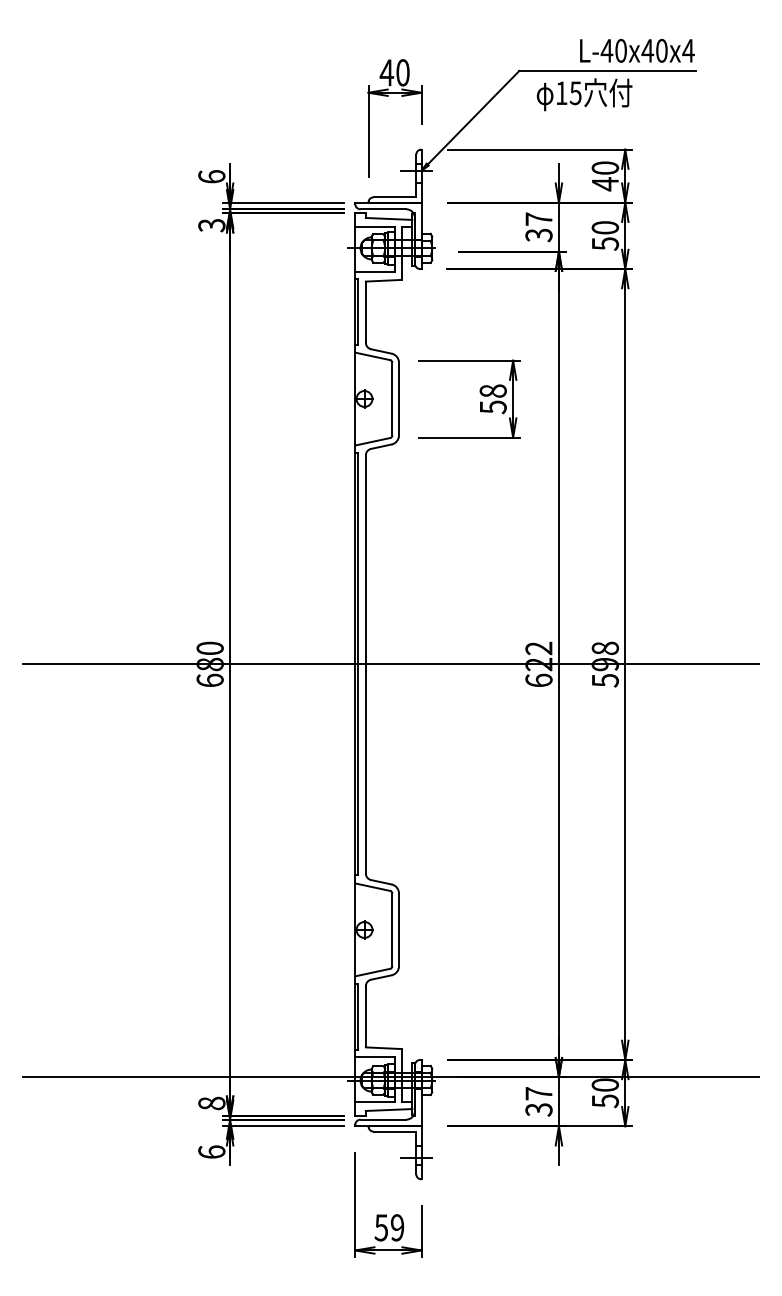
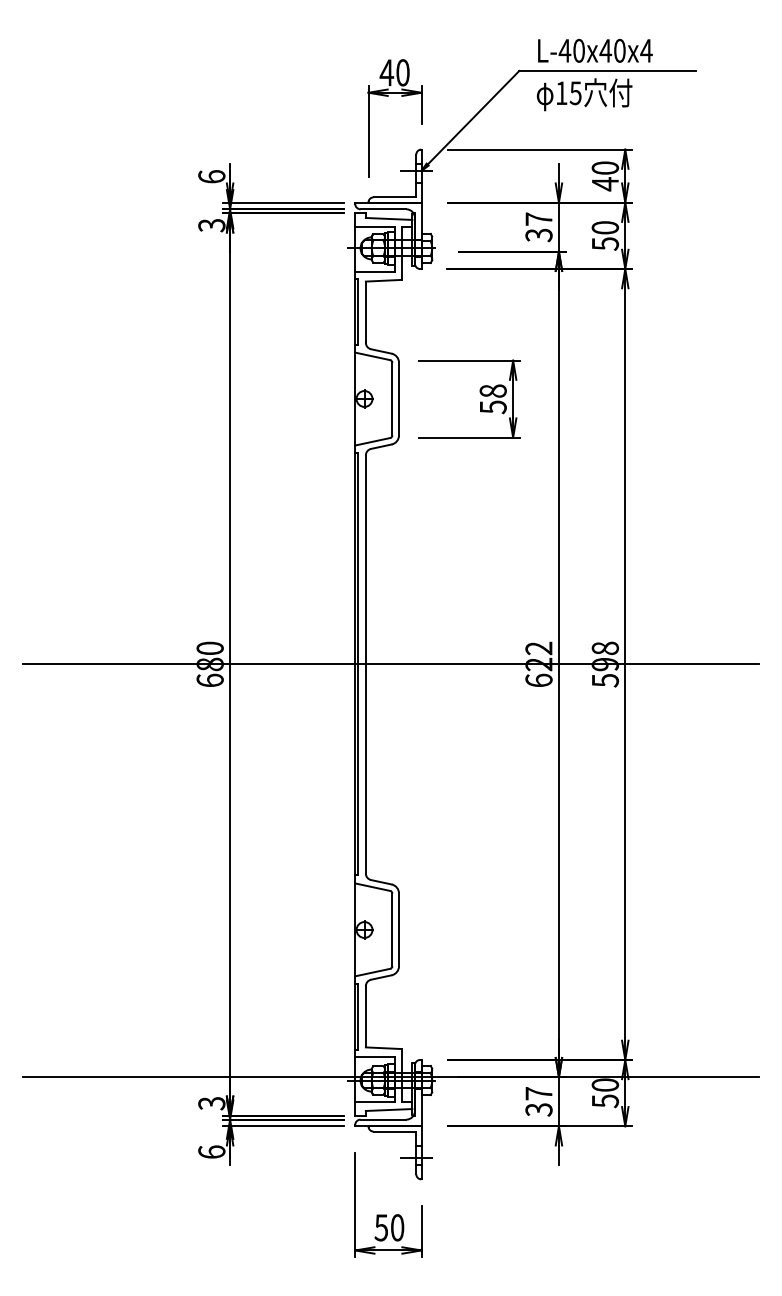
text position: (637, 50) -> (595, 50) (595, 50)
text: 8 -> 3 (211, 1103)
text: 59 -> 50 (397, 1227)
